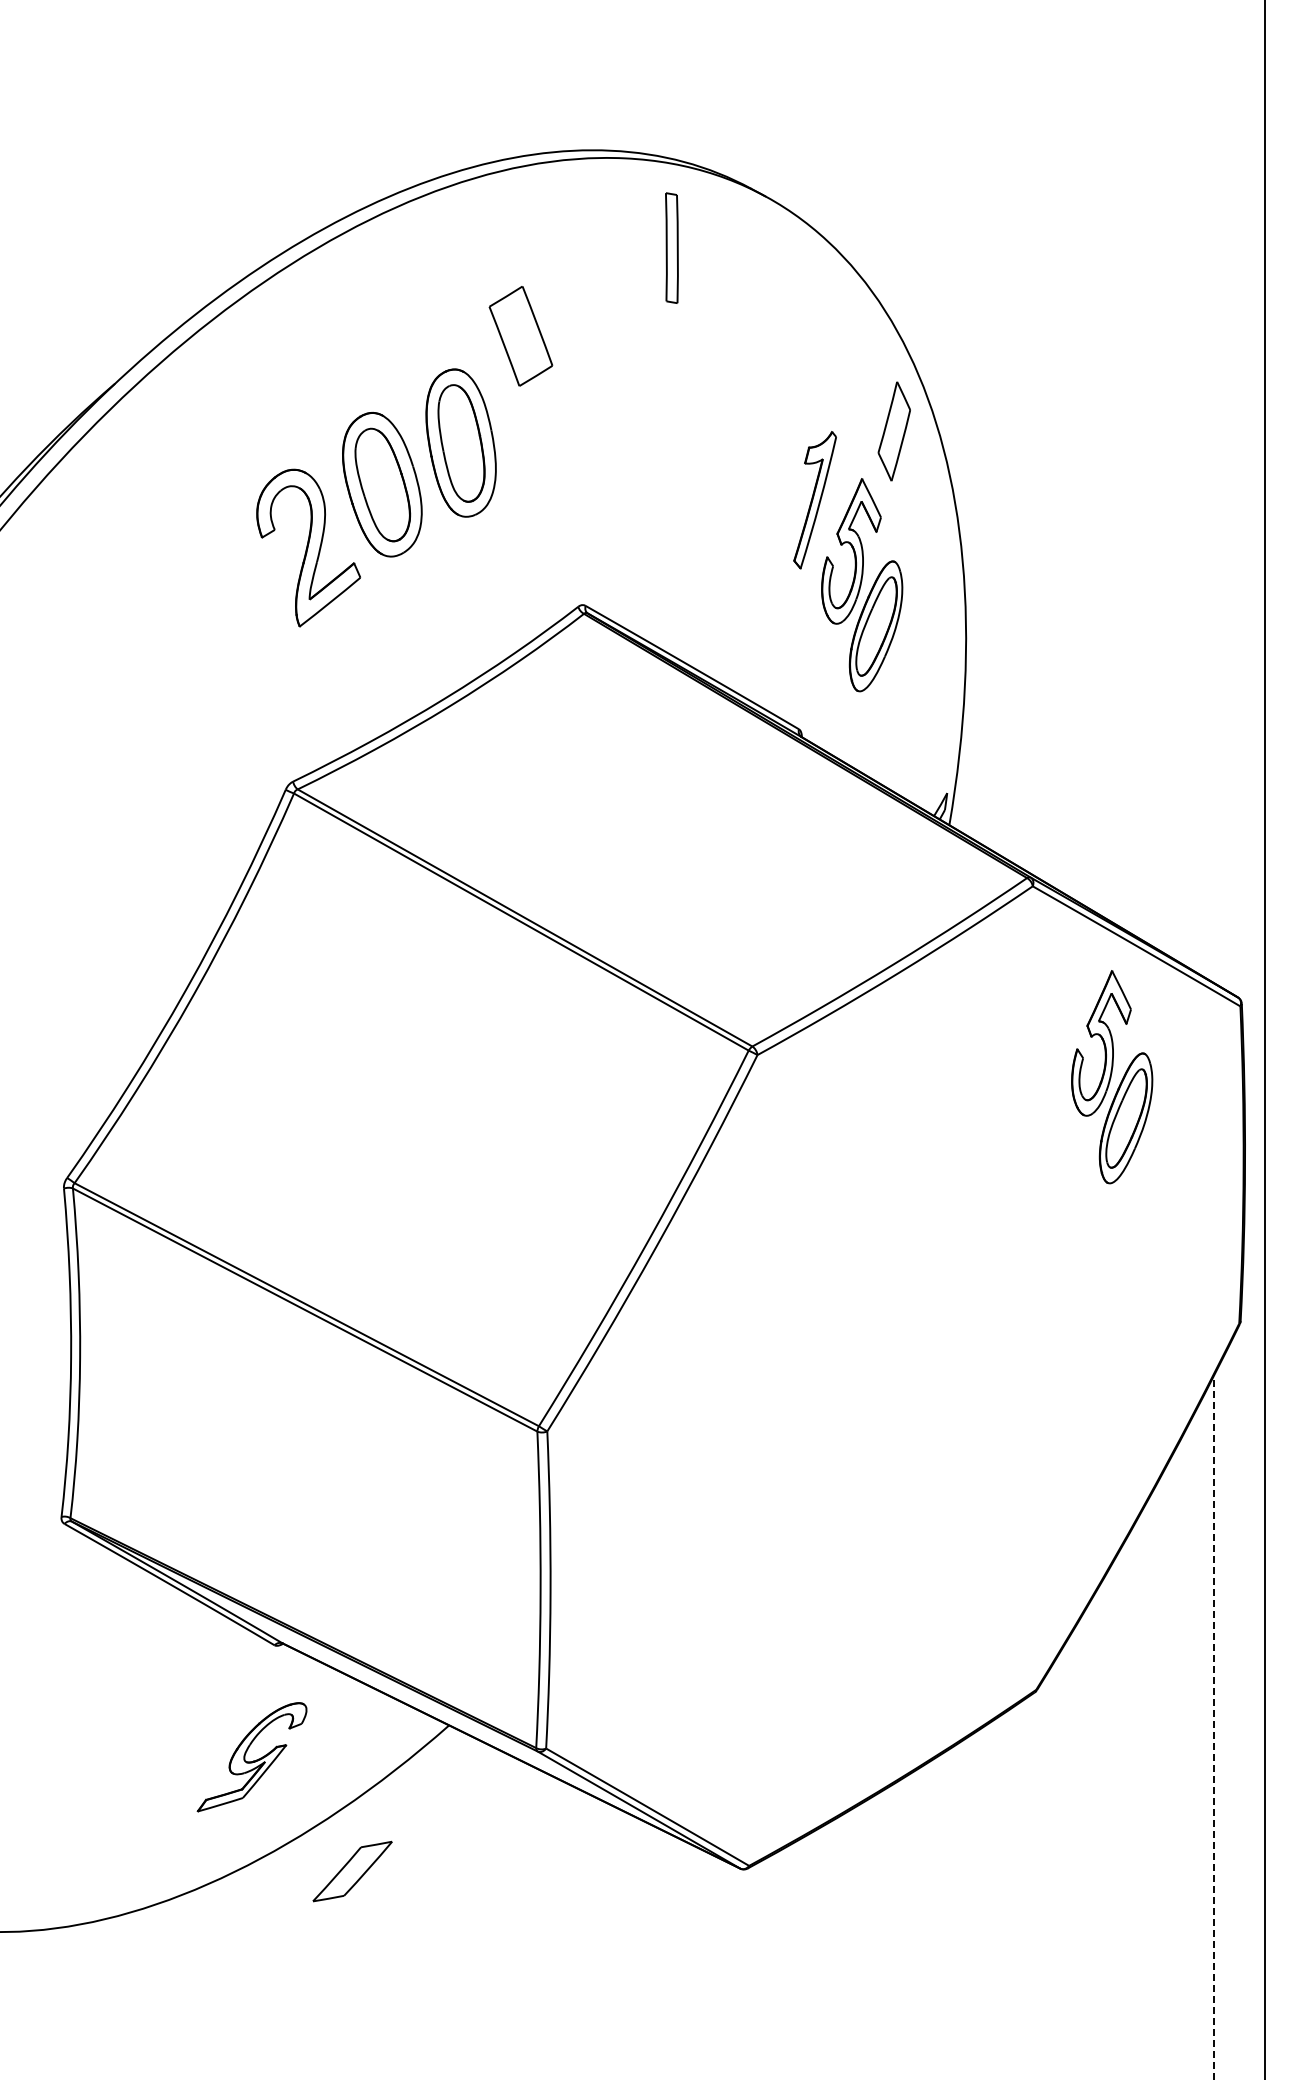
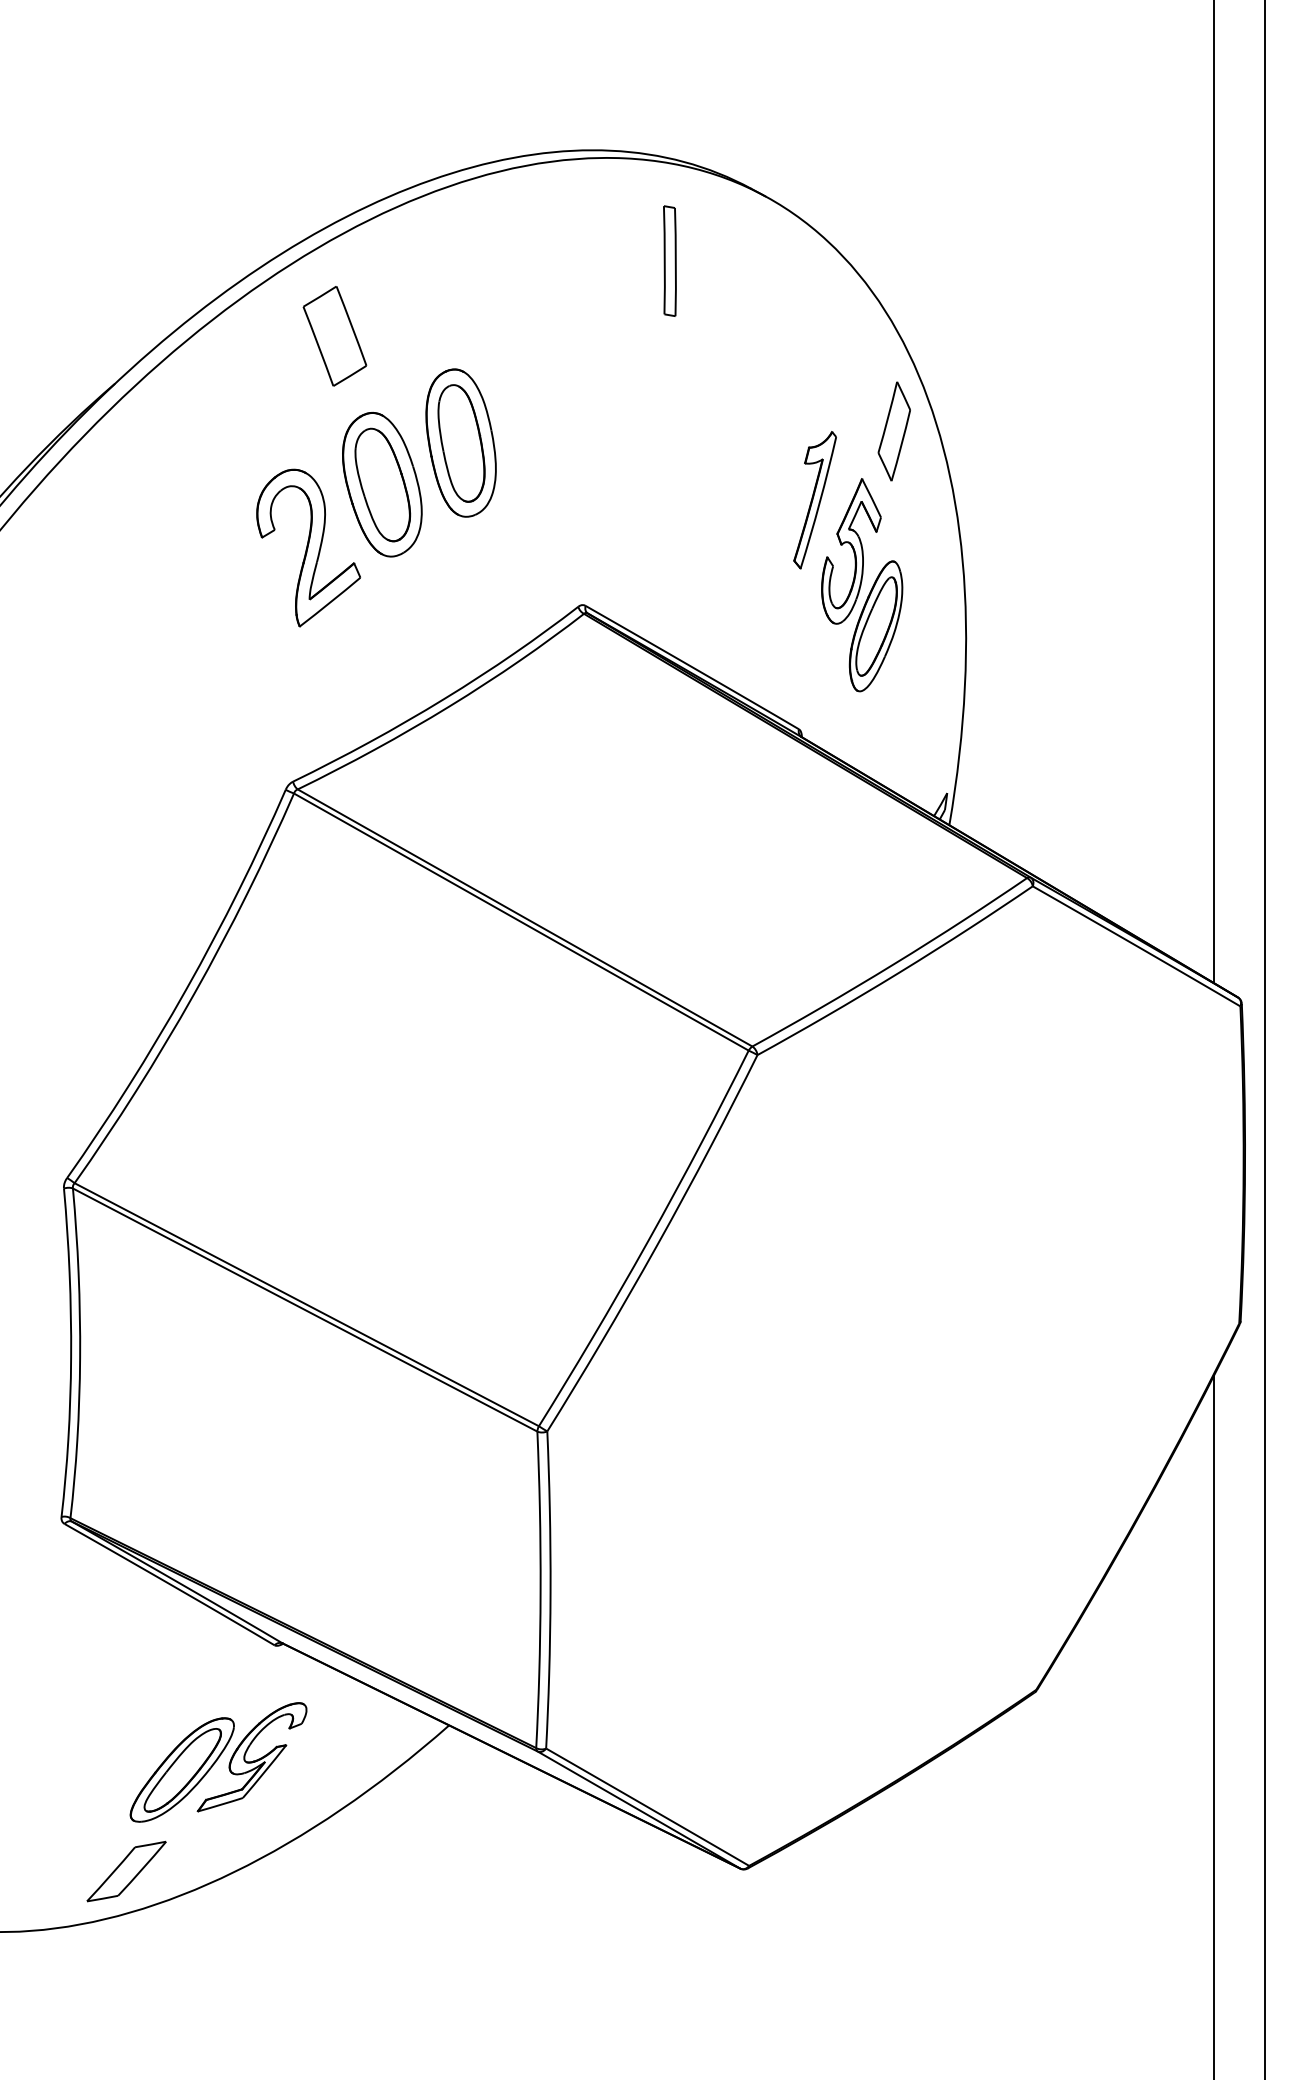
part position: (671, 247) -> (669, 260) (669, 260)
part position: (520, 336) -> (334, 336) (334, 336)
line: none -> present (1213, 492)
part: present -> none (1112, 1077)
line: dashed -> solid (1213, 1727)
part: none -> present (181, 1769)
part position: (352, 1871) -> (126, 1871) (126, 1871)
